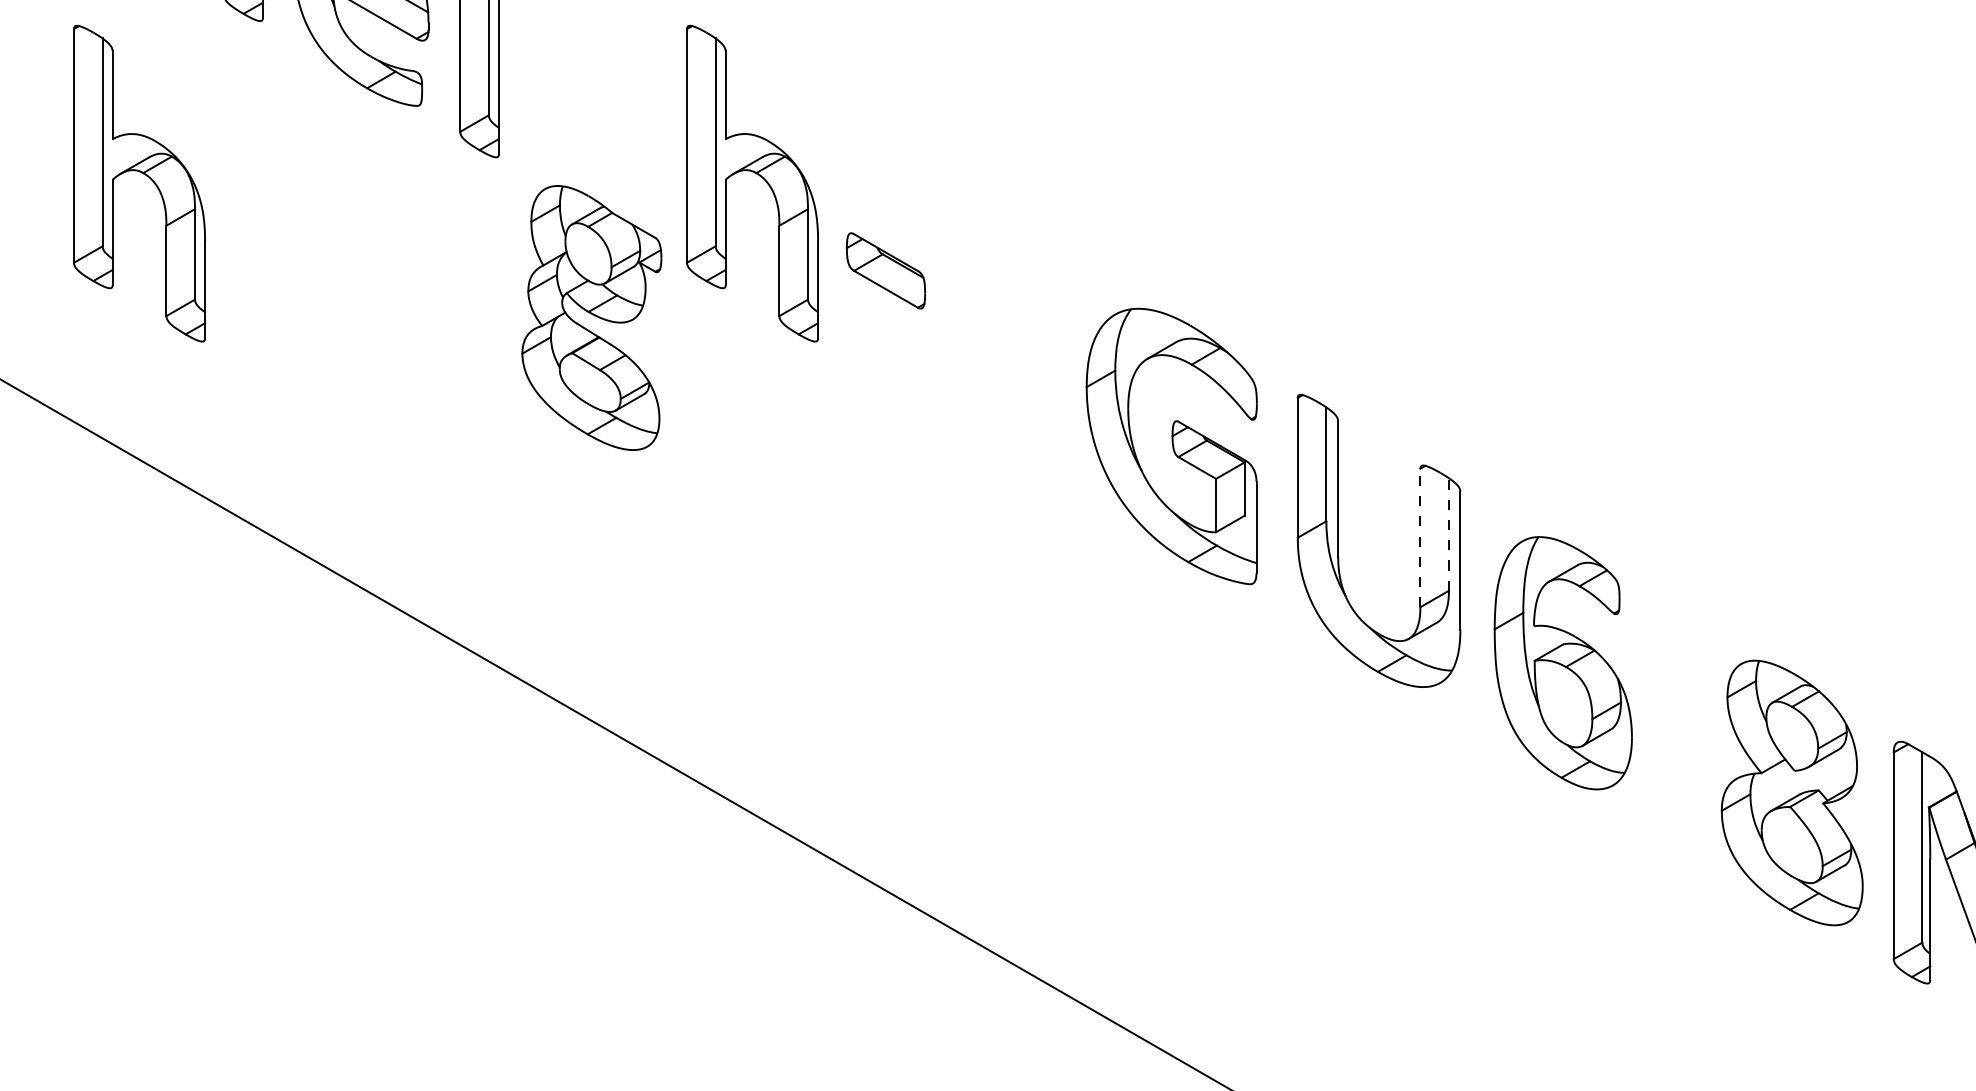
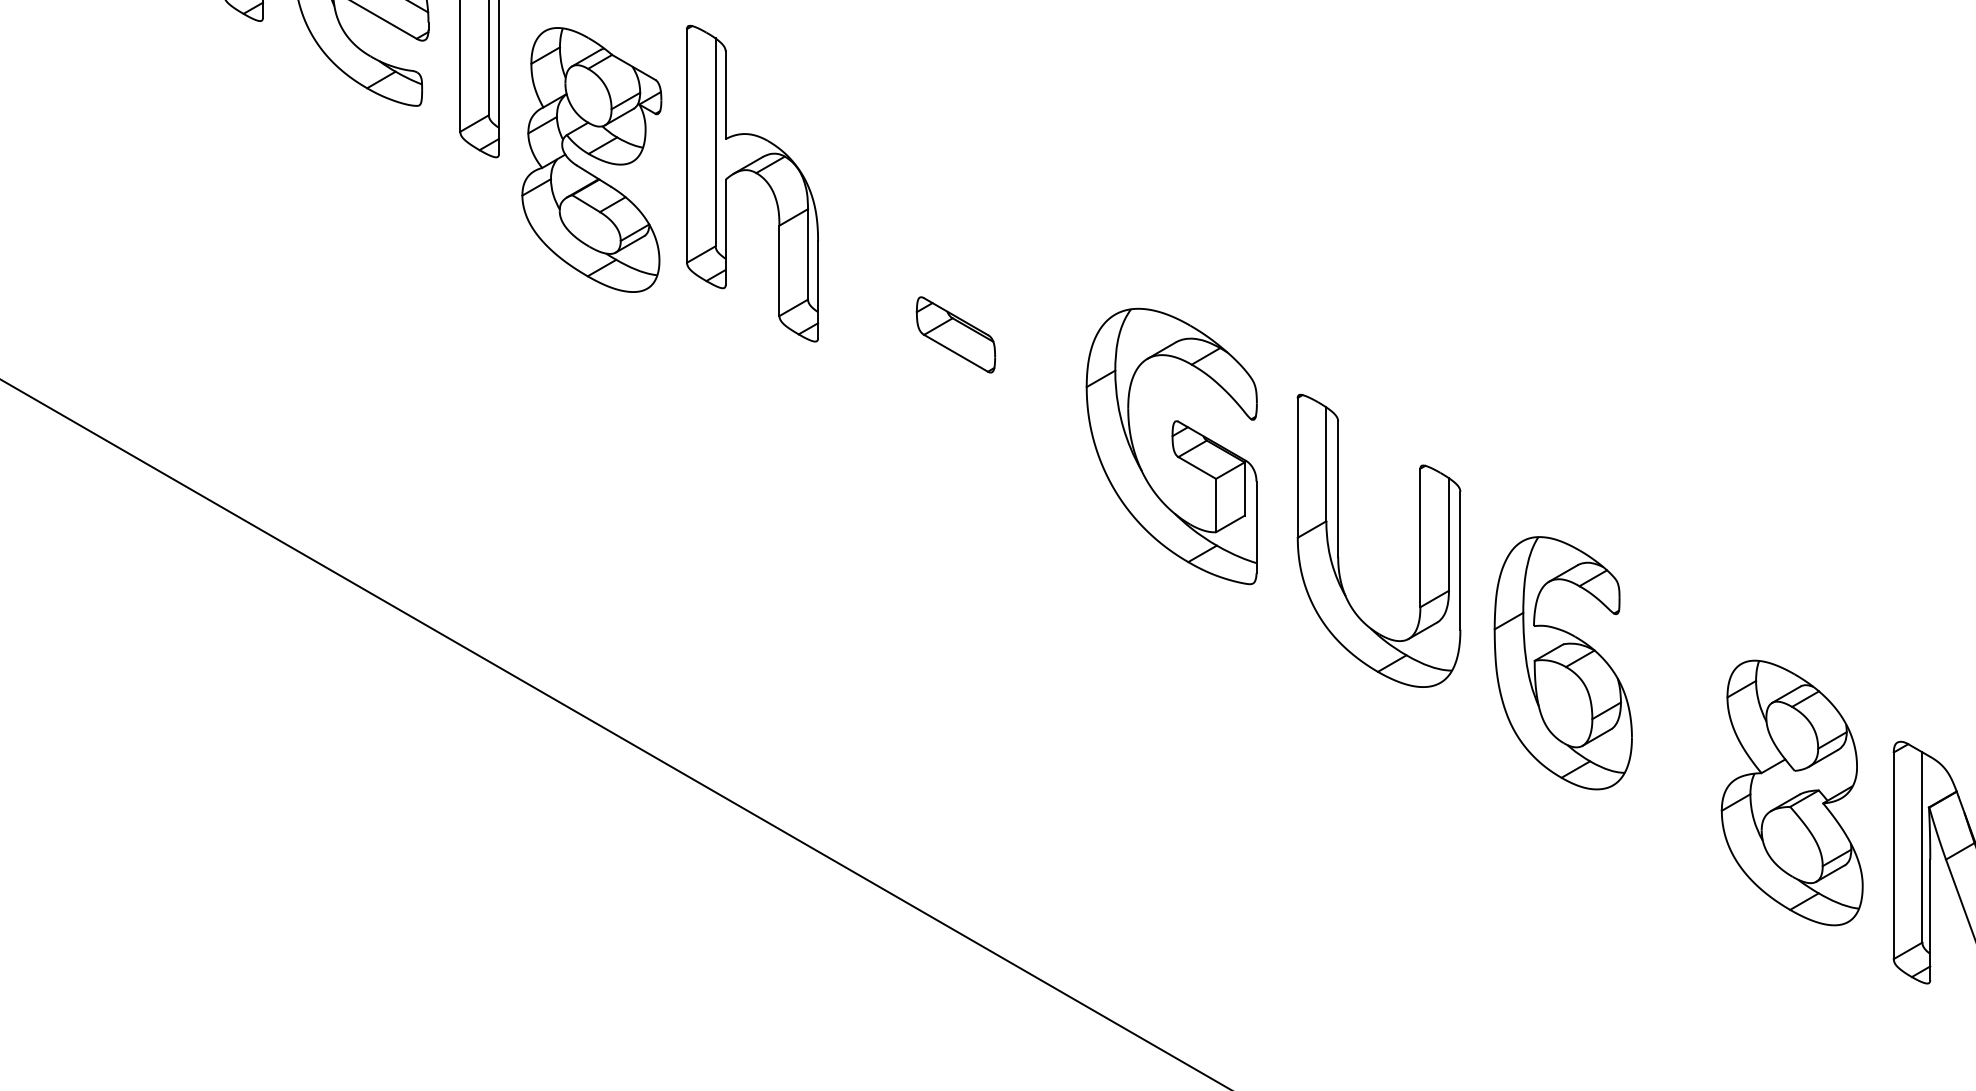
part: present -> none (143, 174)
part position: (885, 270) -> (955, 334) (955, 334)
part position: (591, 317) -> (591, 159) (591, 159)
line: dashed -> solid (1448, 533)
line: dashed -> solid (1420, 537)
